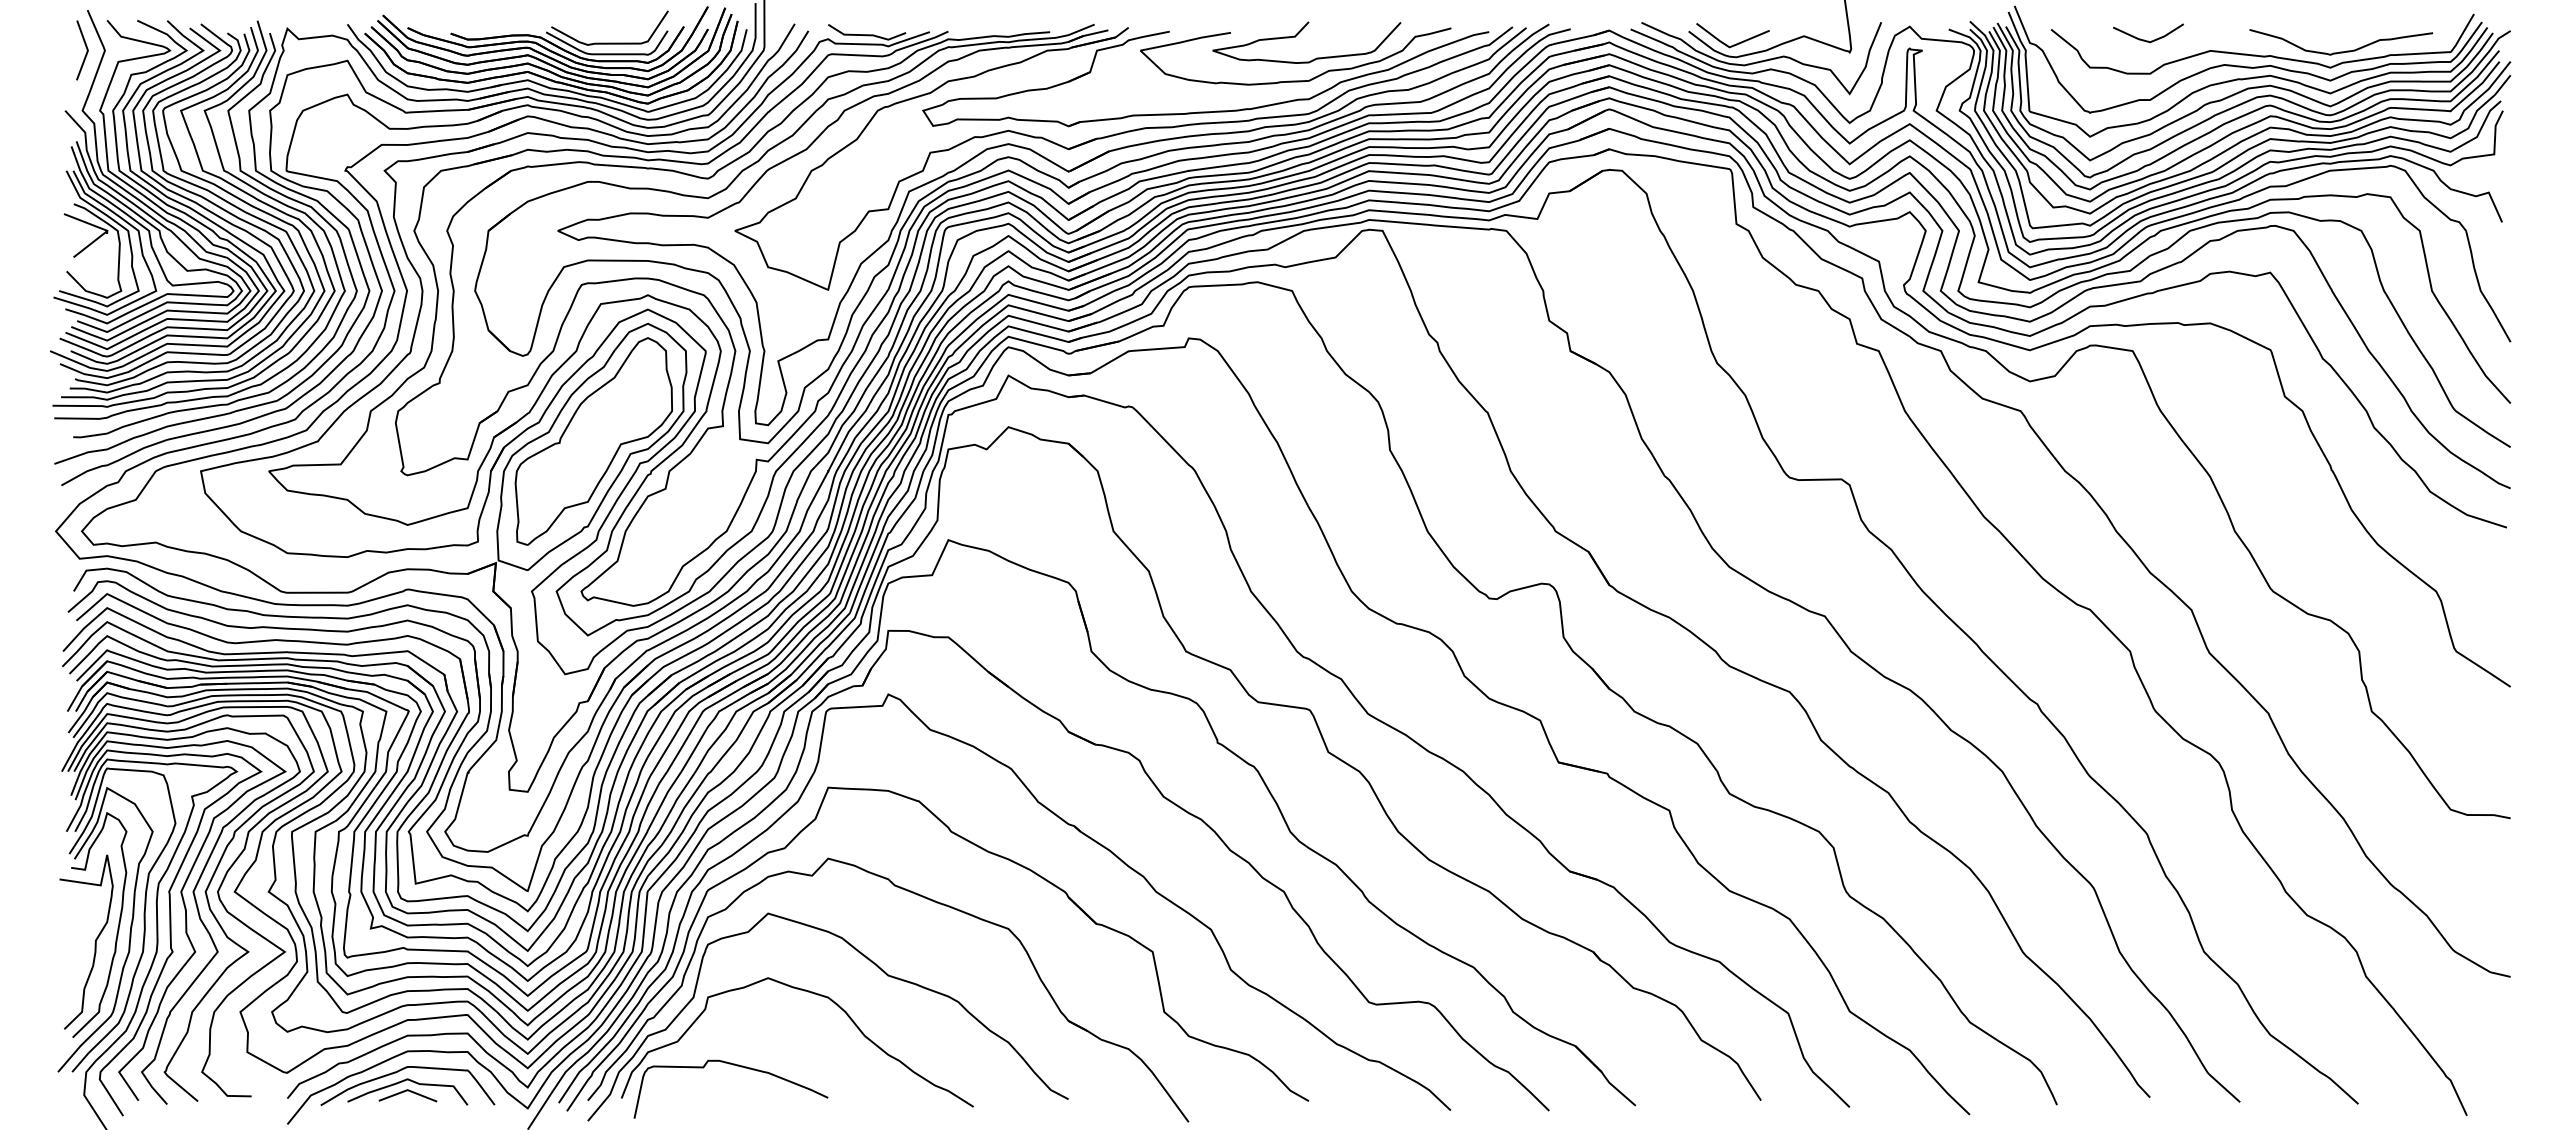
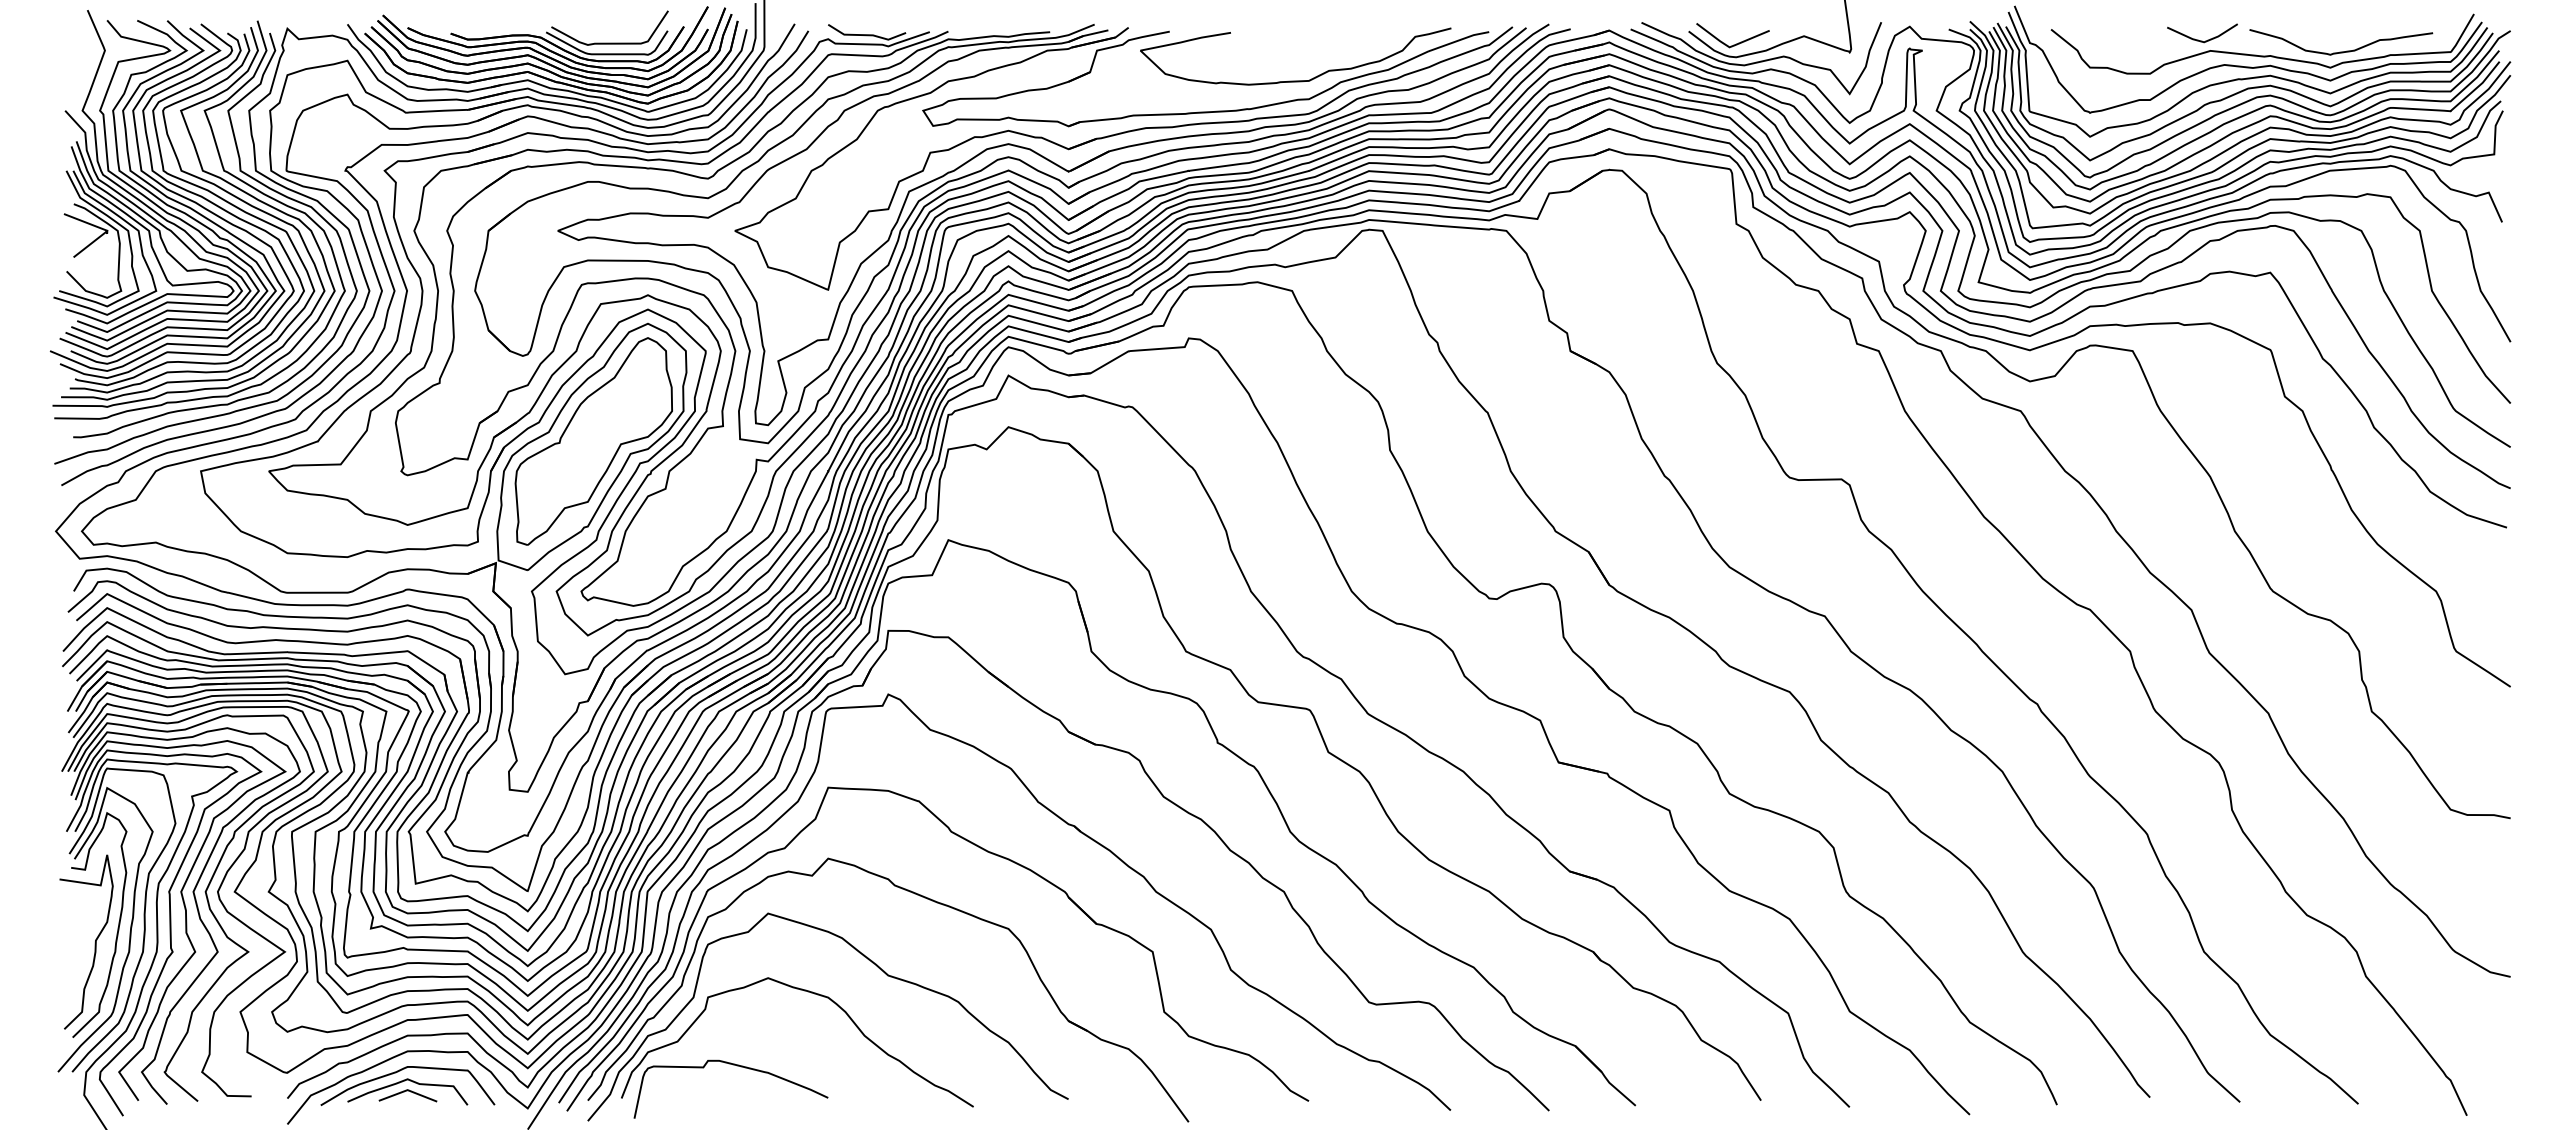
curve: present -> none (1298, 34)
line position: (2148, 40) -> (2202, 40) (2202, 40)
line: present -> none (86, 50)
